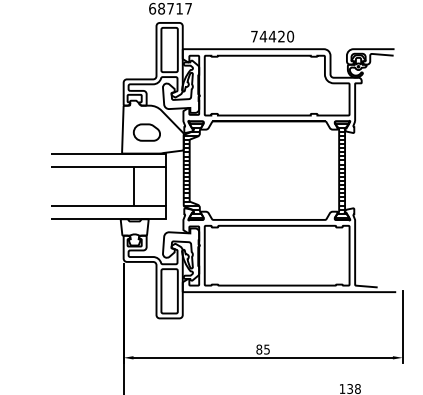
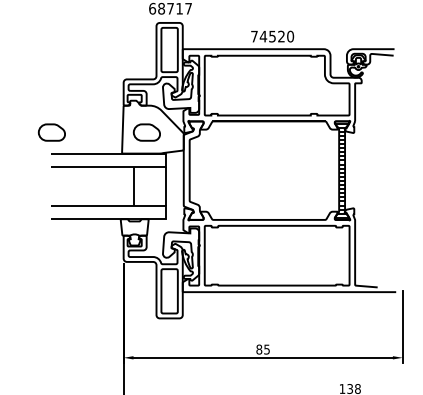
text: 74420 -> 74520 (272, 36)
part: none -> present (51, 132)
hatch: present -> none (193, 170)
